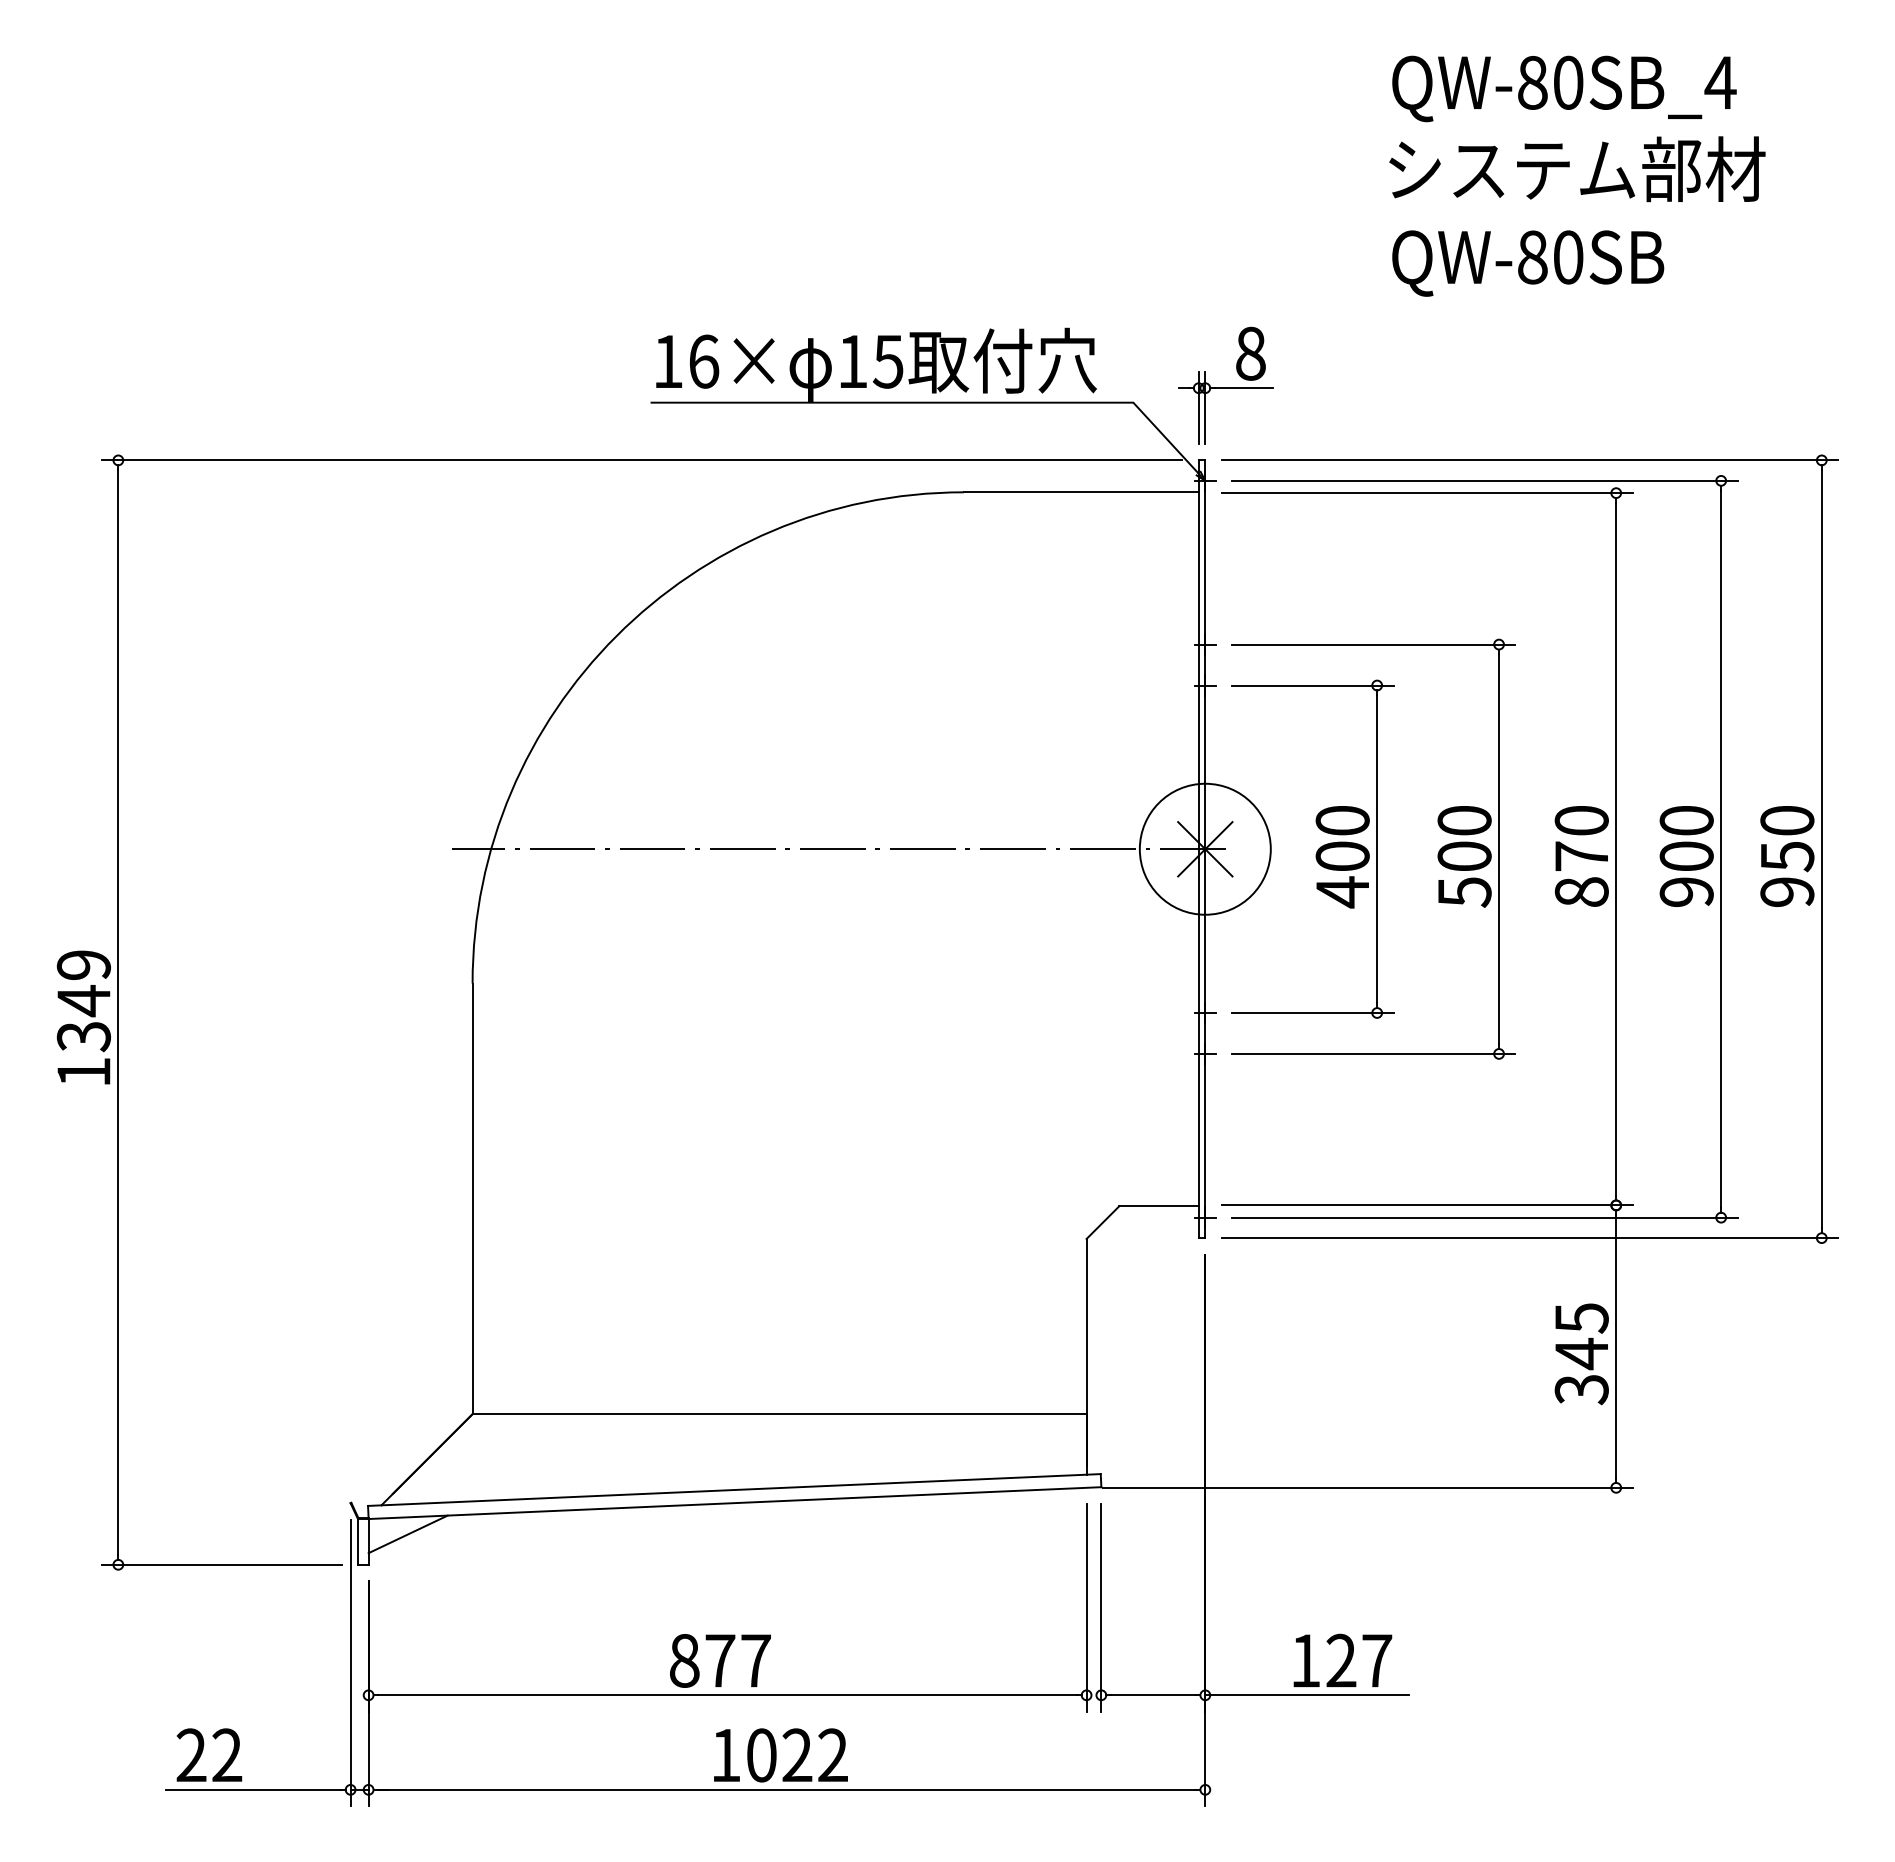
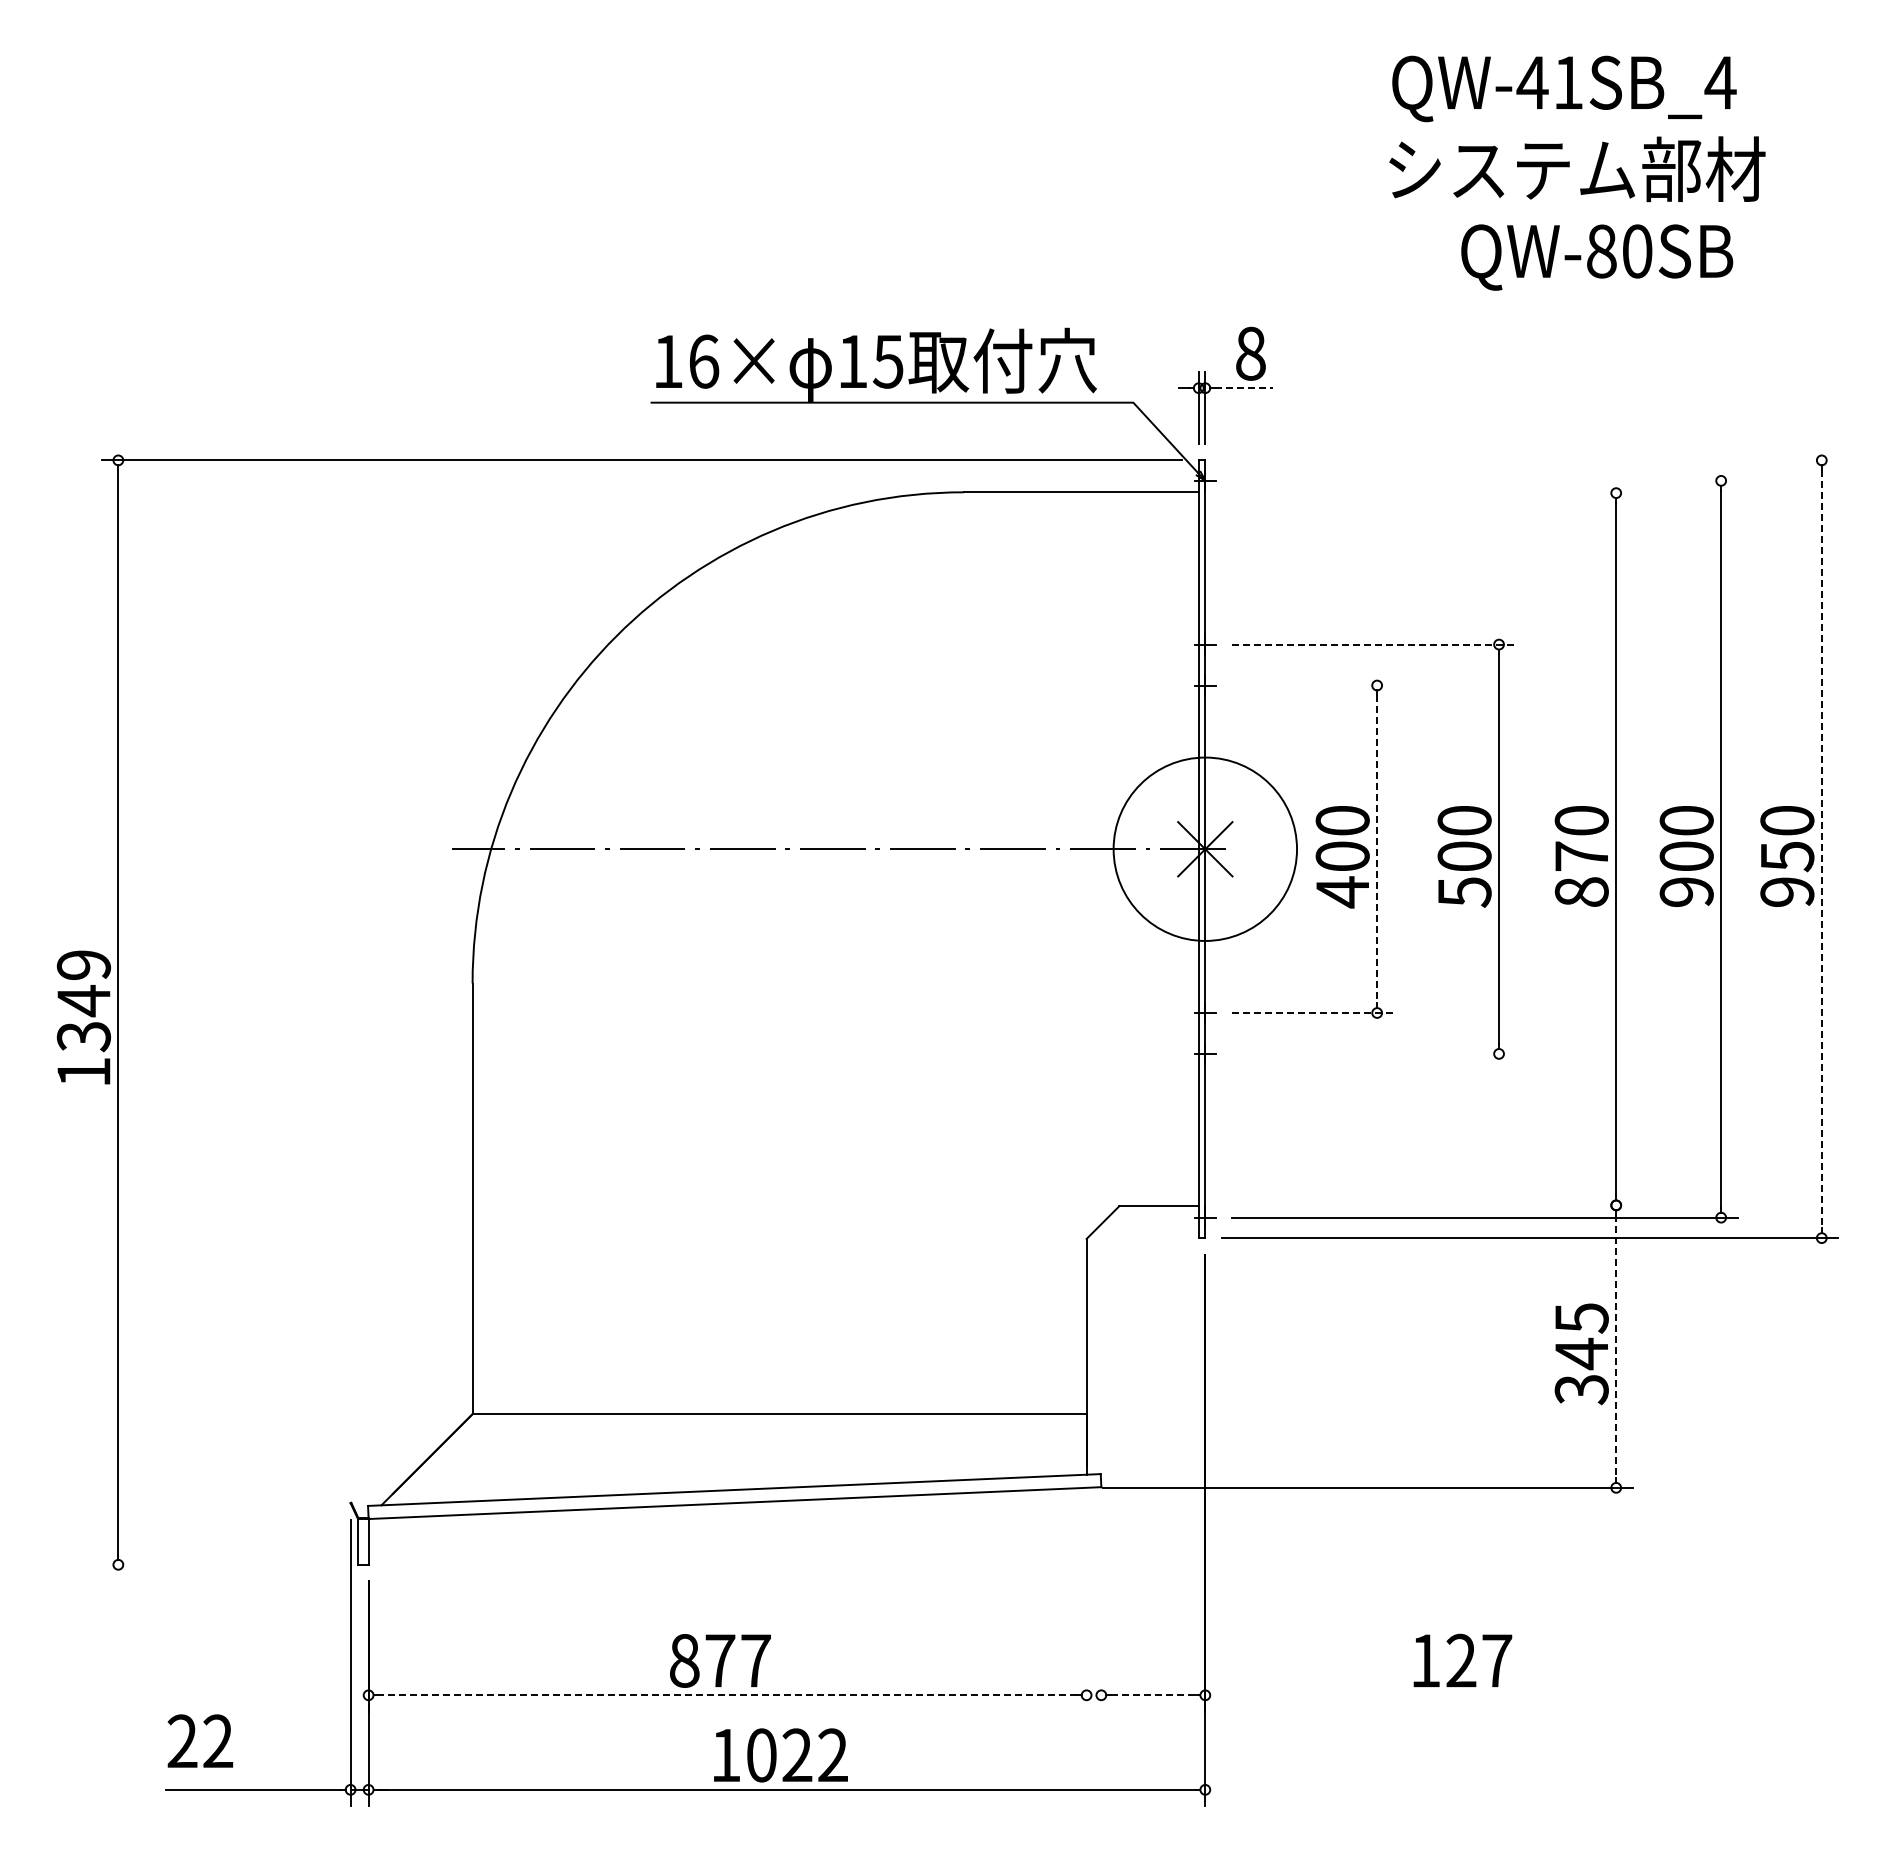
text: QW-80SB_4 -> QW-41SB_4 (1549, 82)
text position: (1528, 263) -> (1597, 257) (1597, 257)
line: solid -> dashed (1243, 388)
line: present -> none (1529, 460)
line: present -> none (1484, 480)
line: present -> none (1426, 493)
line: solid -> dashed (1373, 644)
line: present -> none (1312, 685)
circle diameter: 131 px -> 183 px (1205, 848)
line: solid -> dashed (1377, 849)
line: solid -> dashed (1821, 849)
line: solid -> dashed (1312, 1013)
line: present -> none (1373, 1053)
line: present -> none (1426, 1205)
line: solid -> dashed (1616, 1347)
line: present -> none (407, 1534)
line: present -> none (221, 1564)
line: present -> none (1086, 1607)
line: present -> none (1101, 1607)
text position: (1342, 1659) -> (1462, 1659) (1462, 1659)
line: solid -> dashed (727, 1695)
line: solid -> dashed (1153, 1695)
line: present -> none (1306, 1695)
text position: (209, 1754) -> (200, 1740) (200, 1740)
